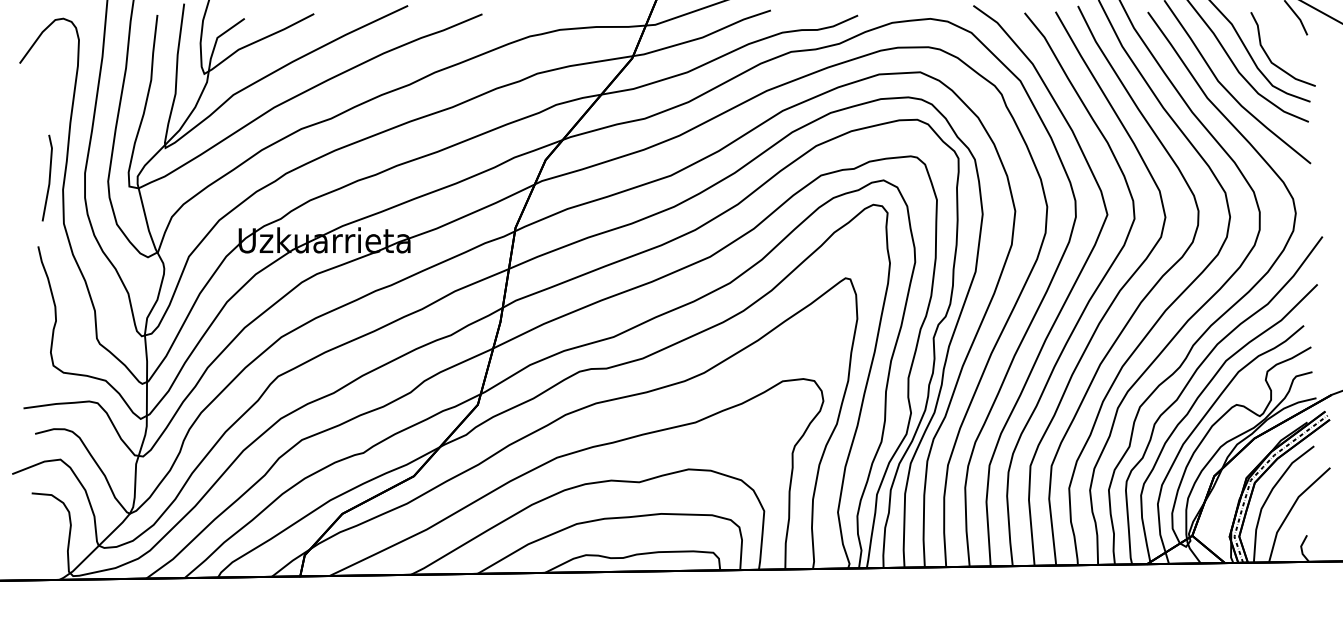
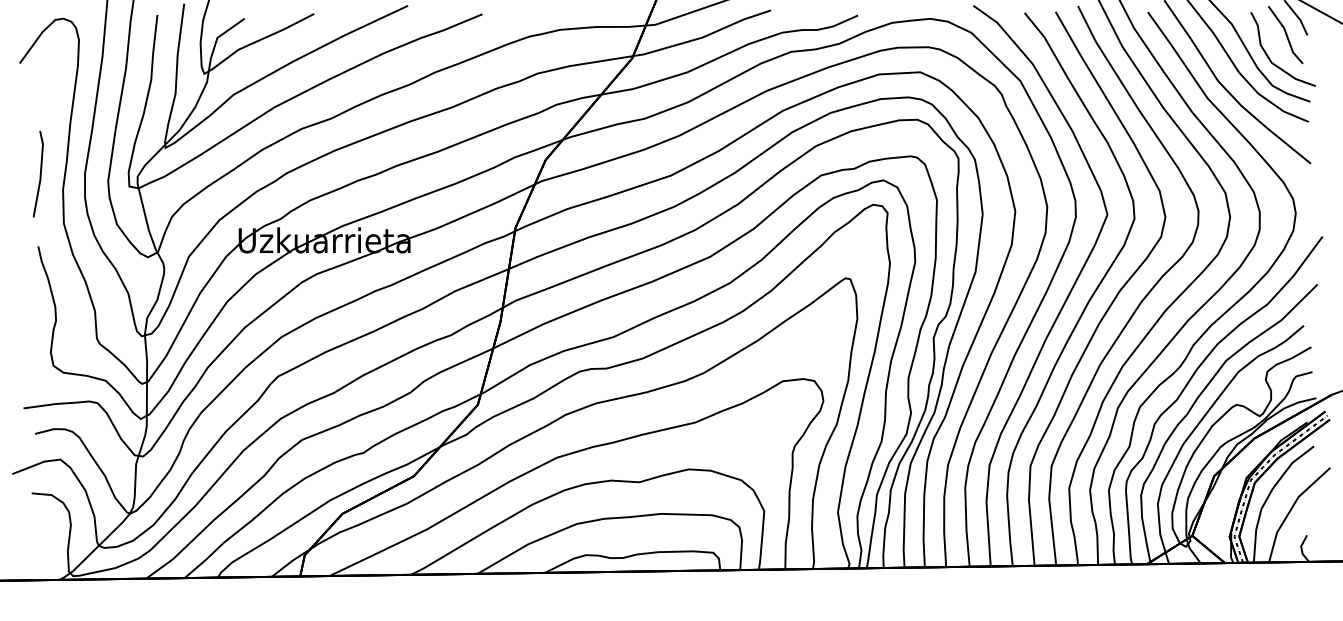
line: none -> present (1285, 35)
line position: (48, 178) -> (39, 174) (39, 174)
